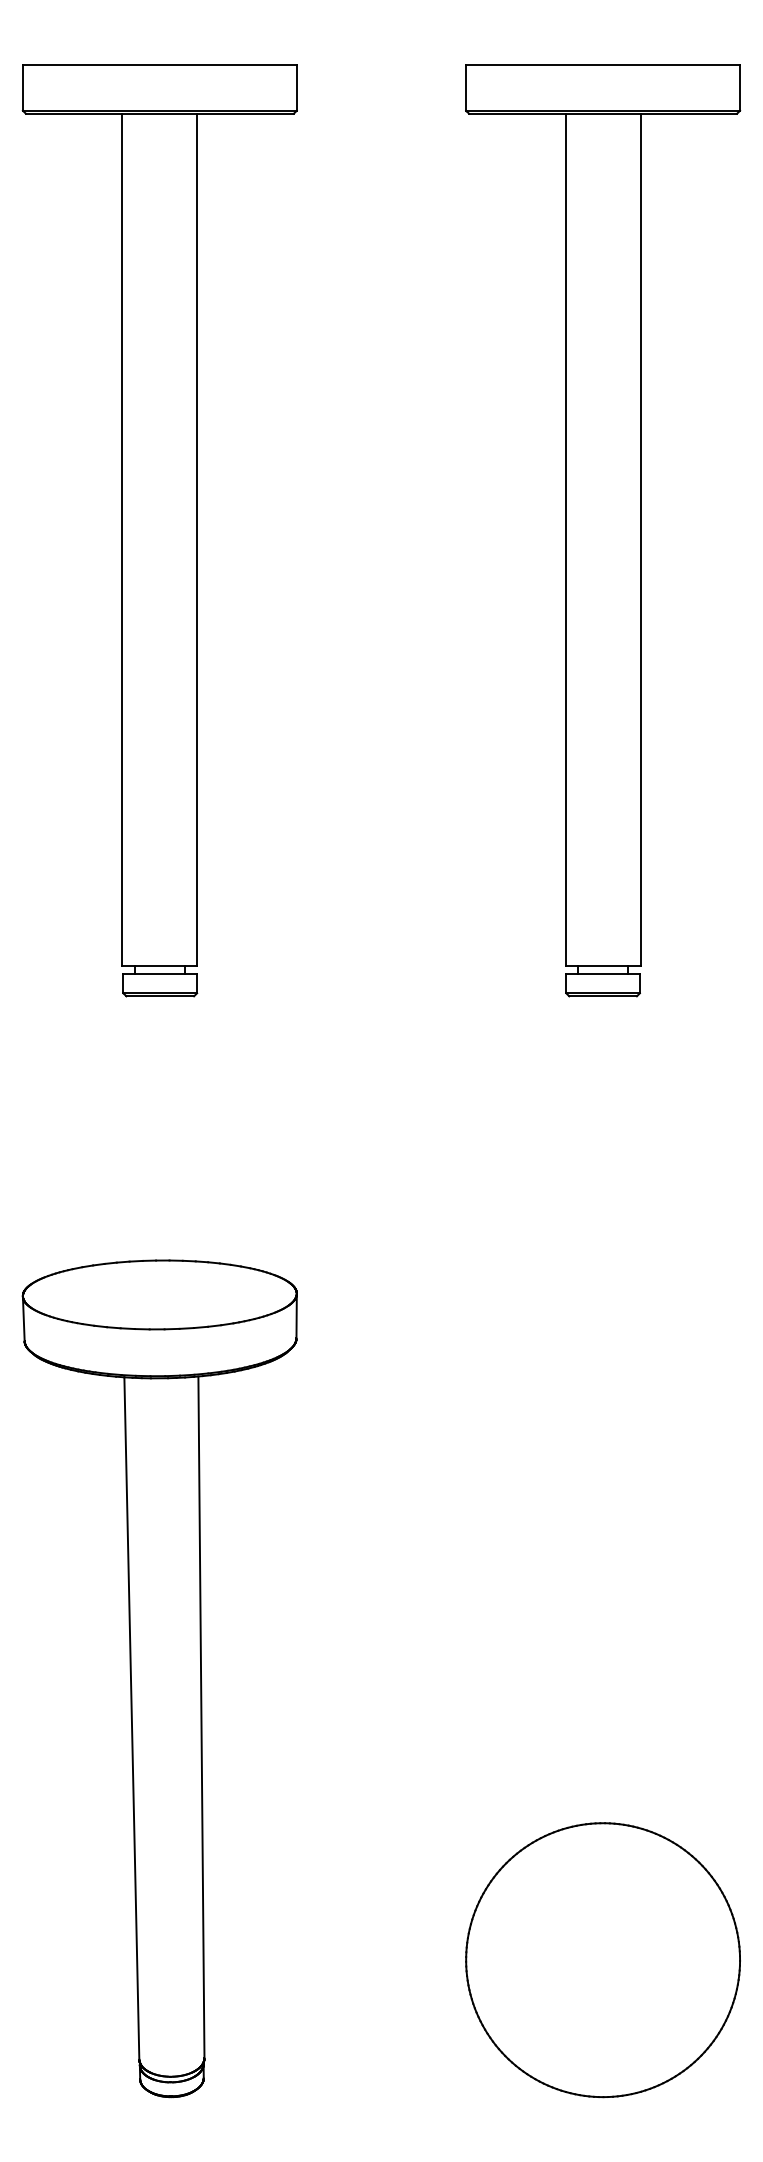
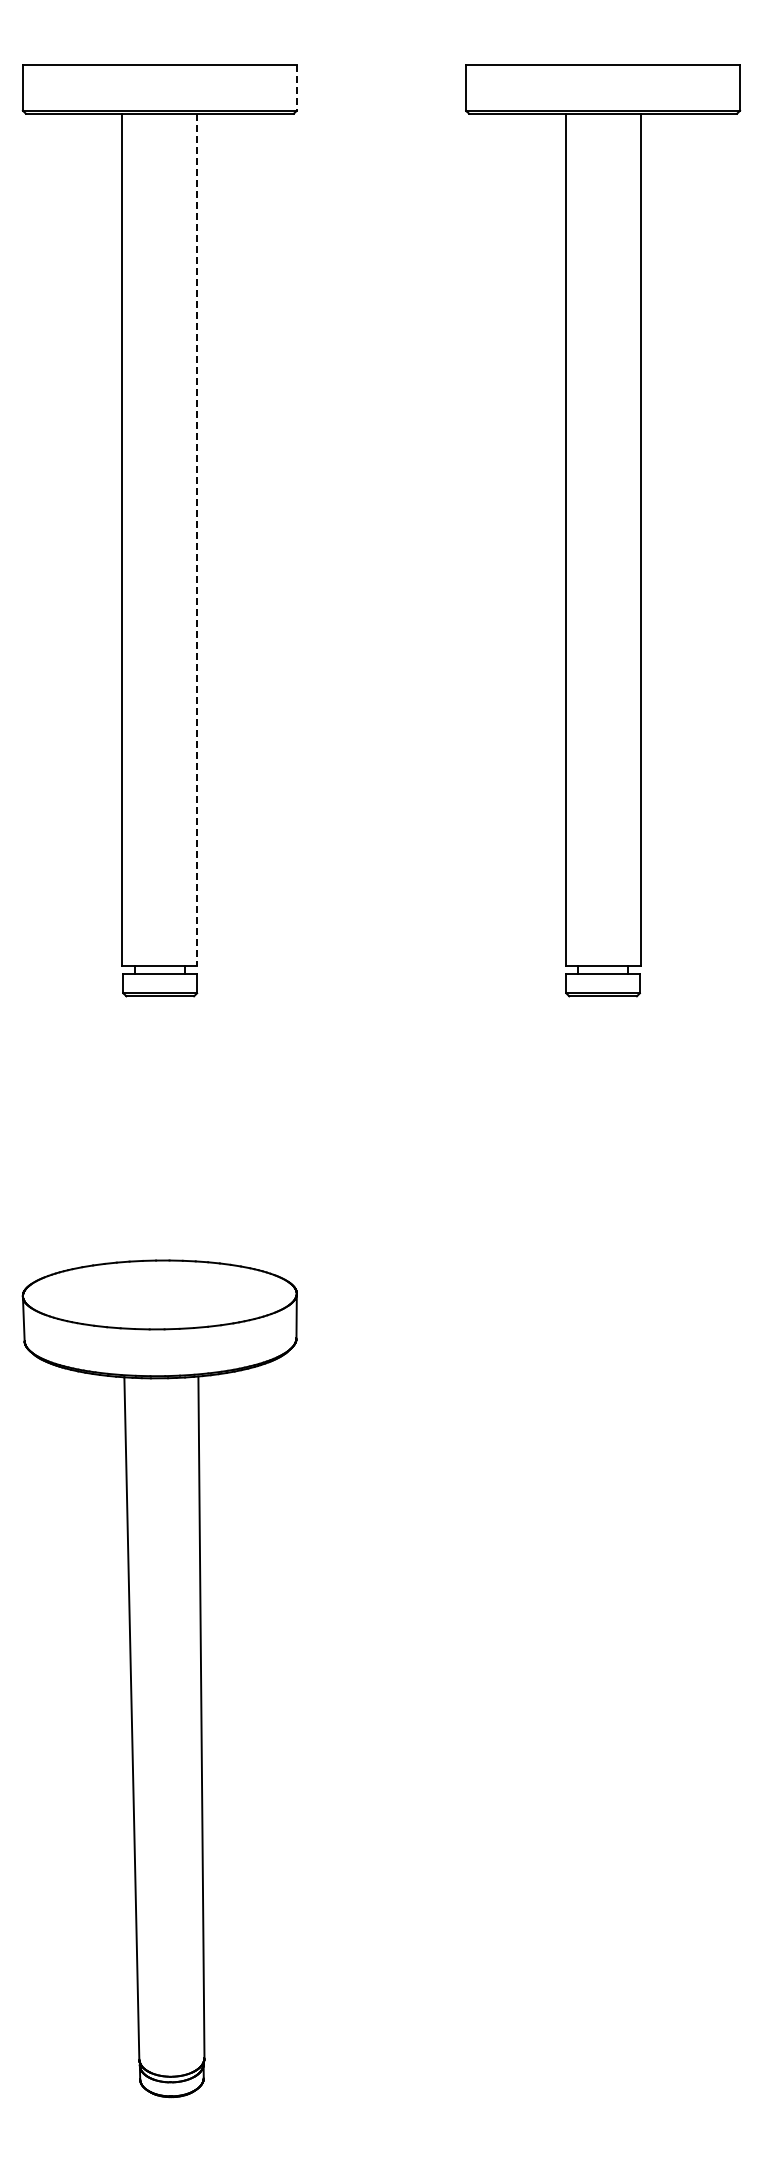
line: solid -> dashed (296, 87)
line: solid -> dashed (197, 540)
part: present -> none (602, 1960)
